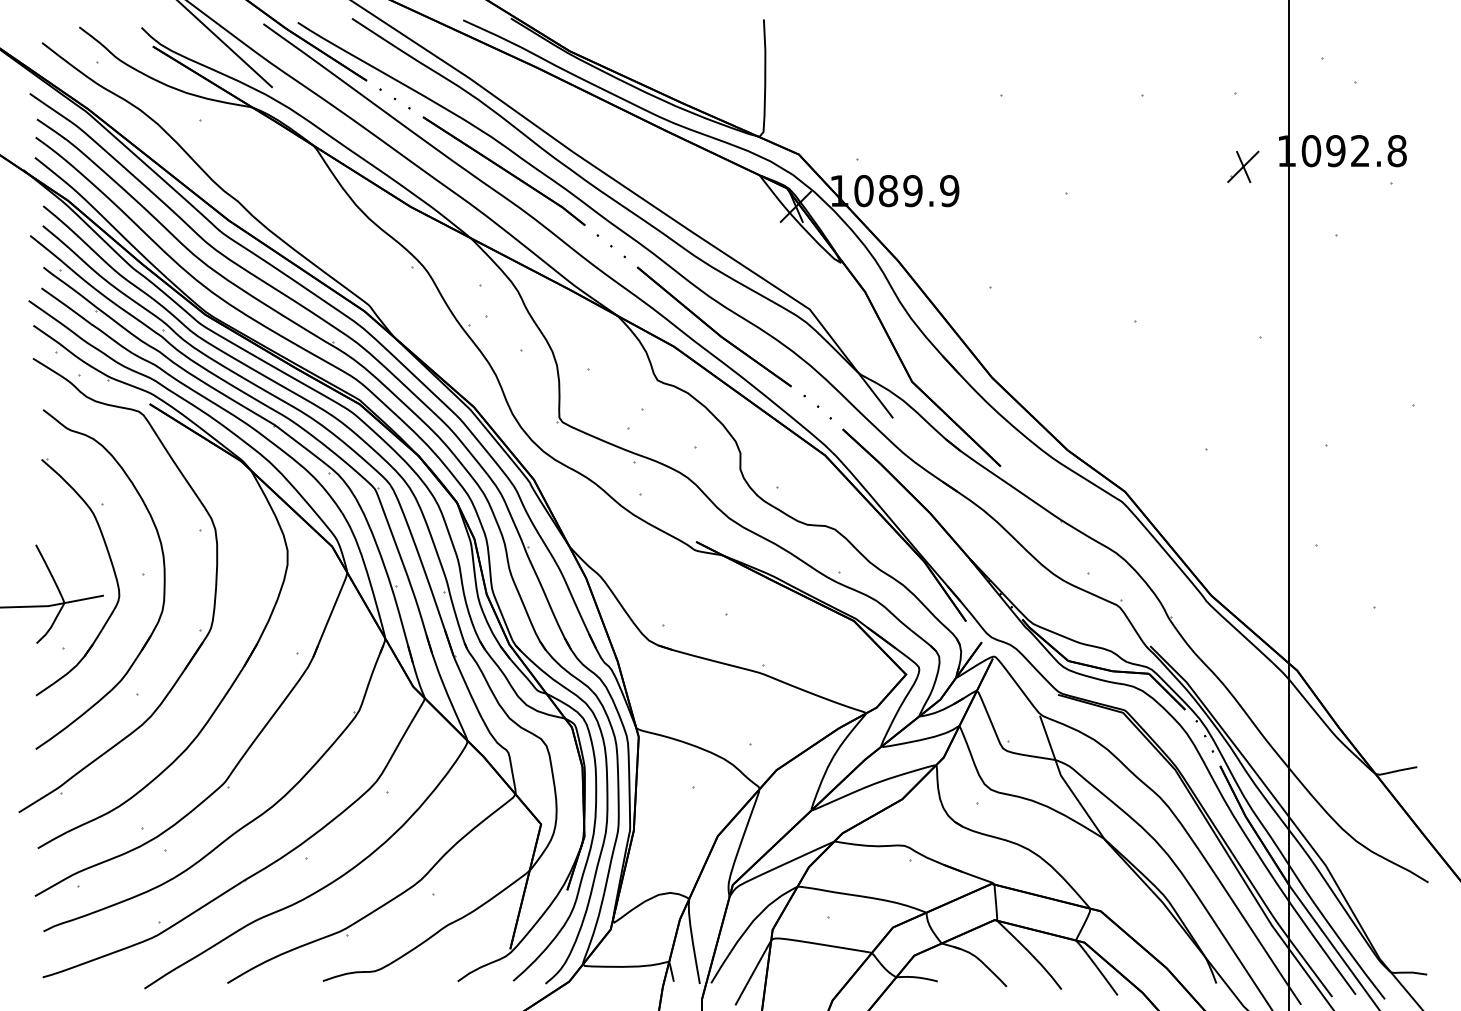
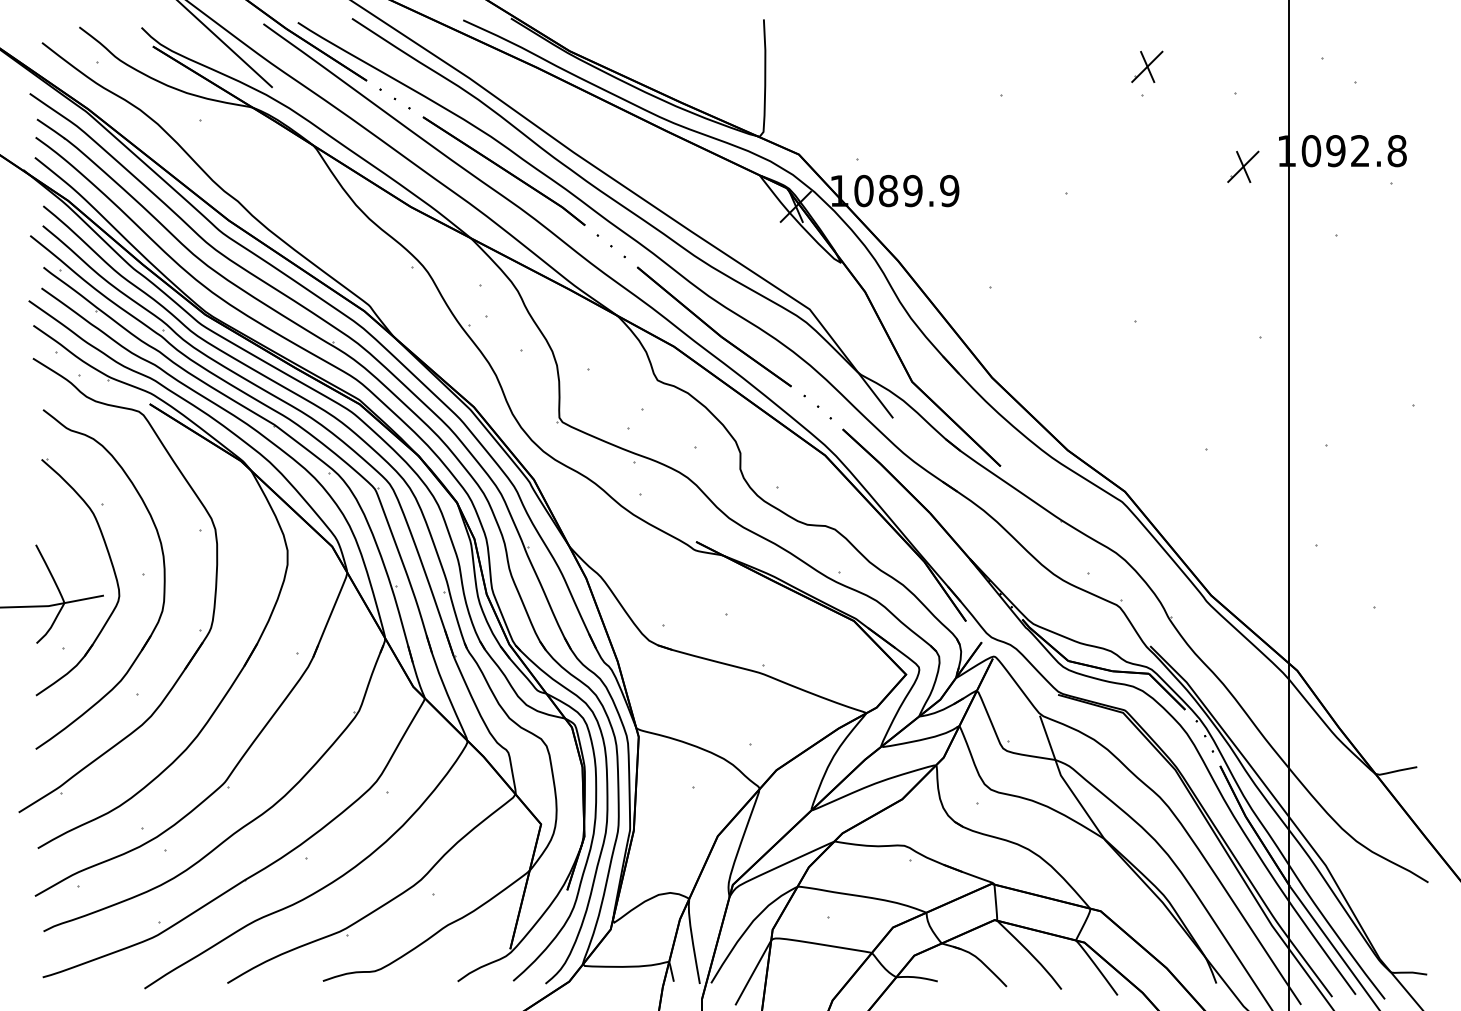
part: none -> present (1147, 66)
